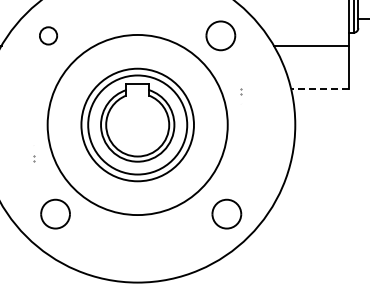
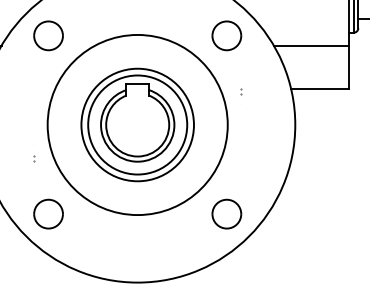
part size: 19x20 px -> 31x32 px (48, 35)
part position: (220, 35) -> (226, 35) (226, 35)
line: dashed -> solid (319, 89)
part position: (55, 213) -> (48, 213) (48, 213)
